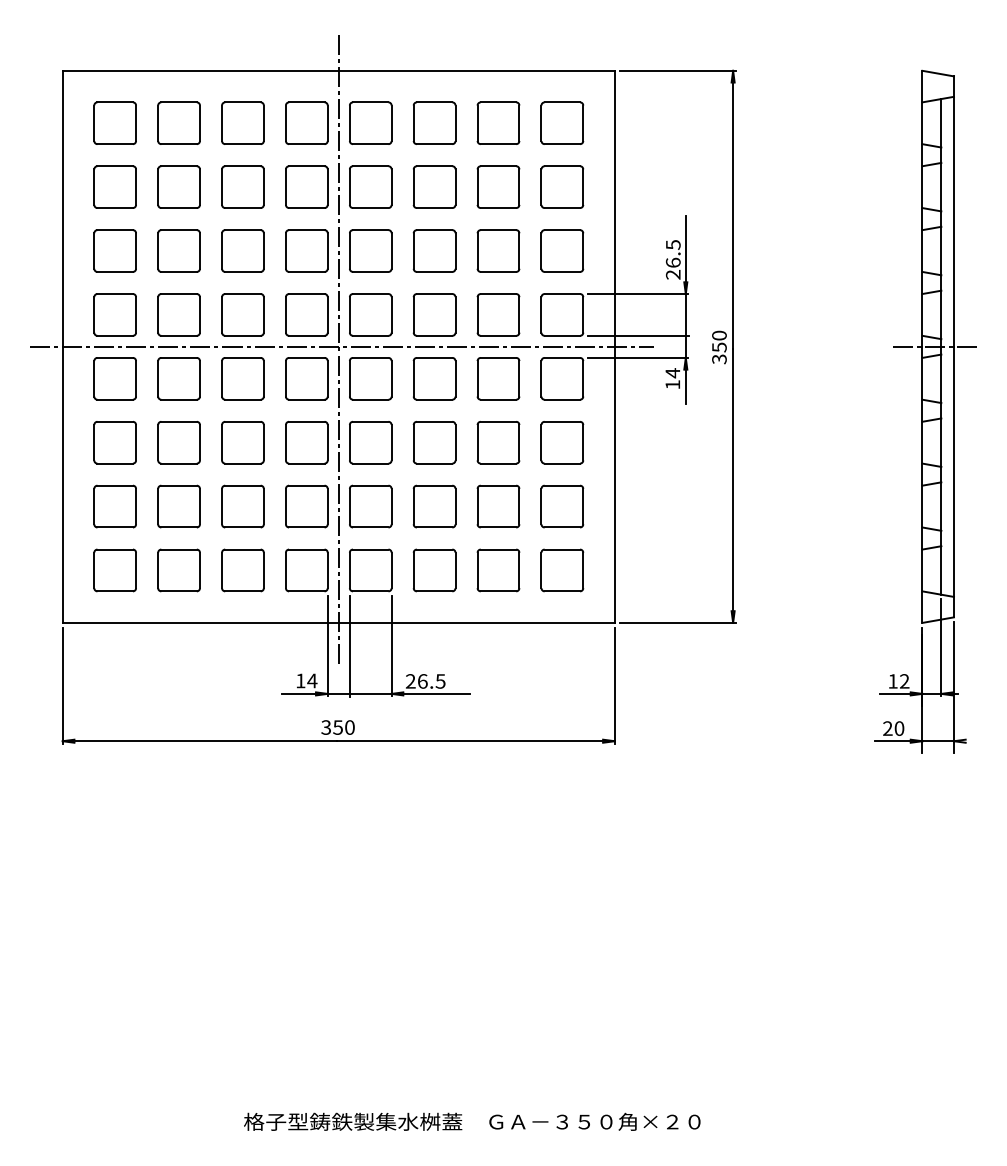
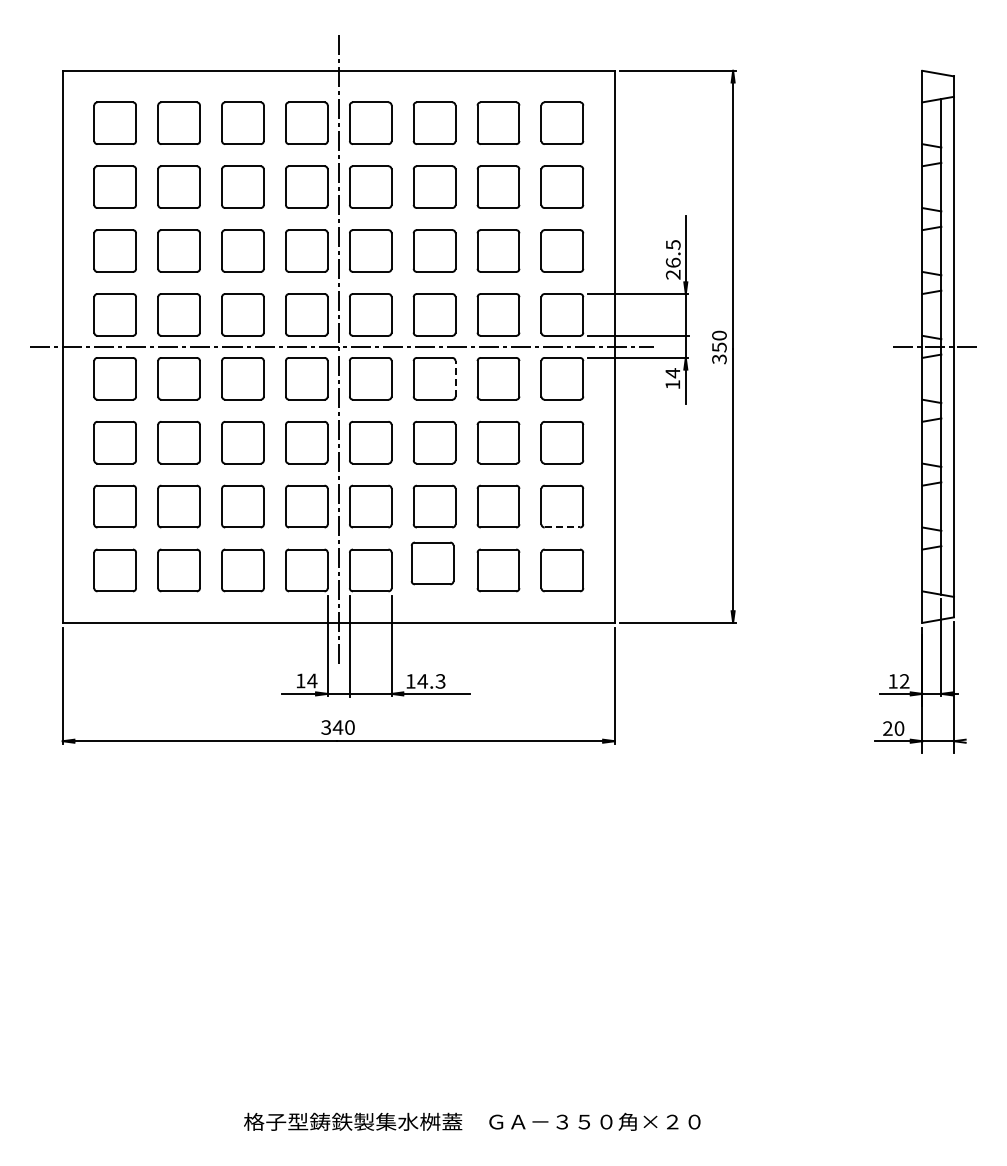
line: solid -> dashed (455, 378)
line: solid -> dashed (562, 527)
part position: (434, 570) -> (432, 563) (432, 563)
text: 26.5 -> 14.3 (425, 681)
text: 350 -> 340 (337, 727)
